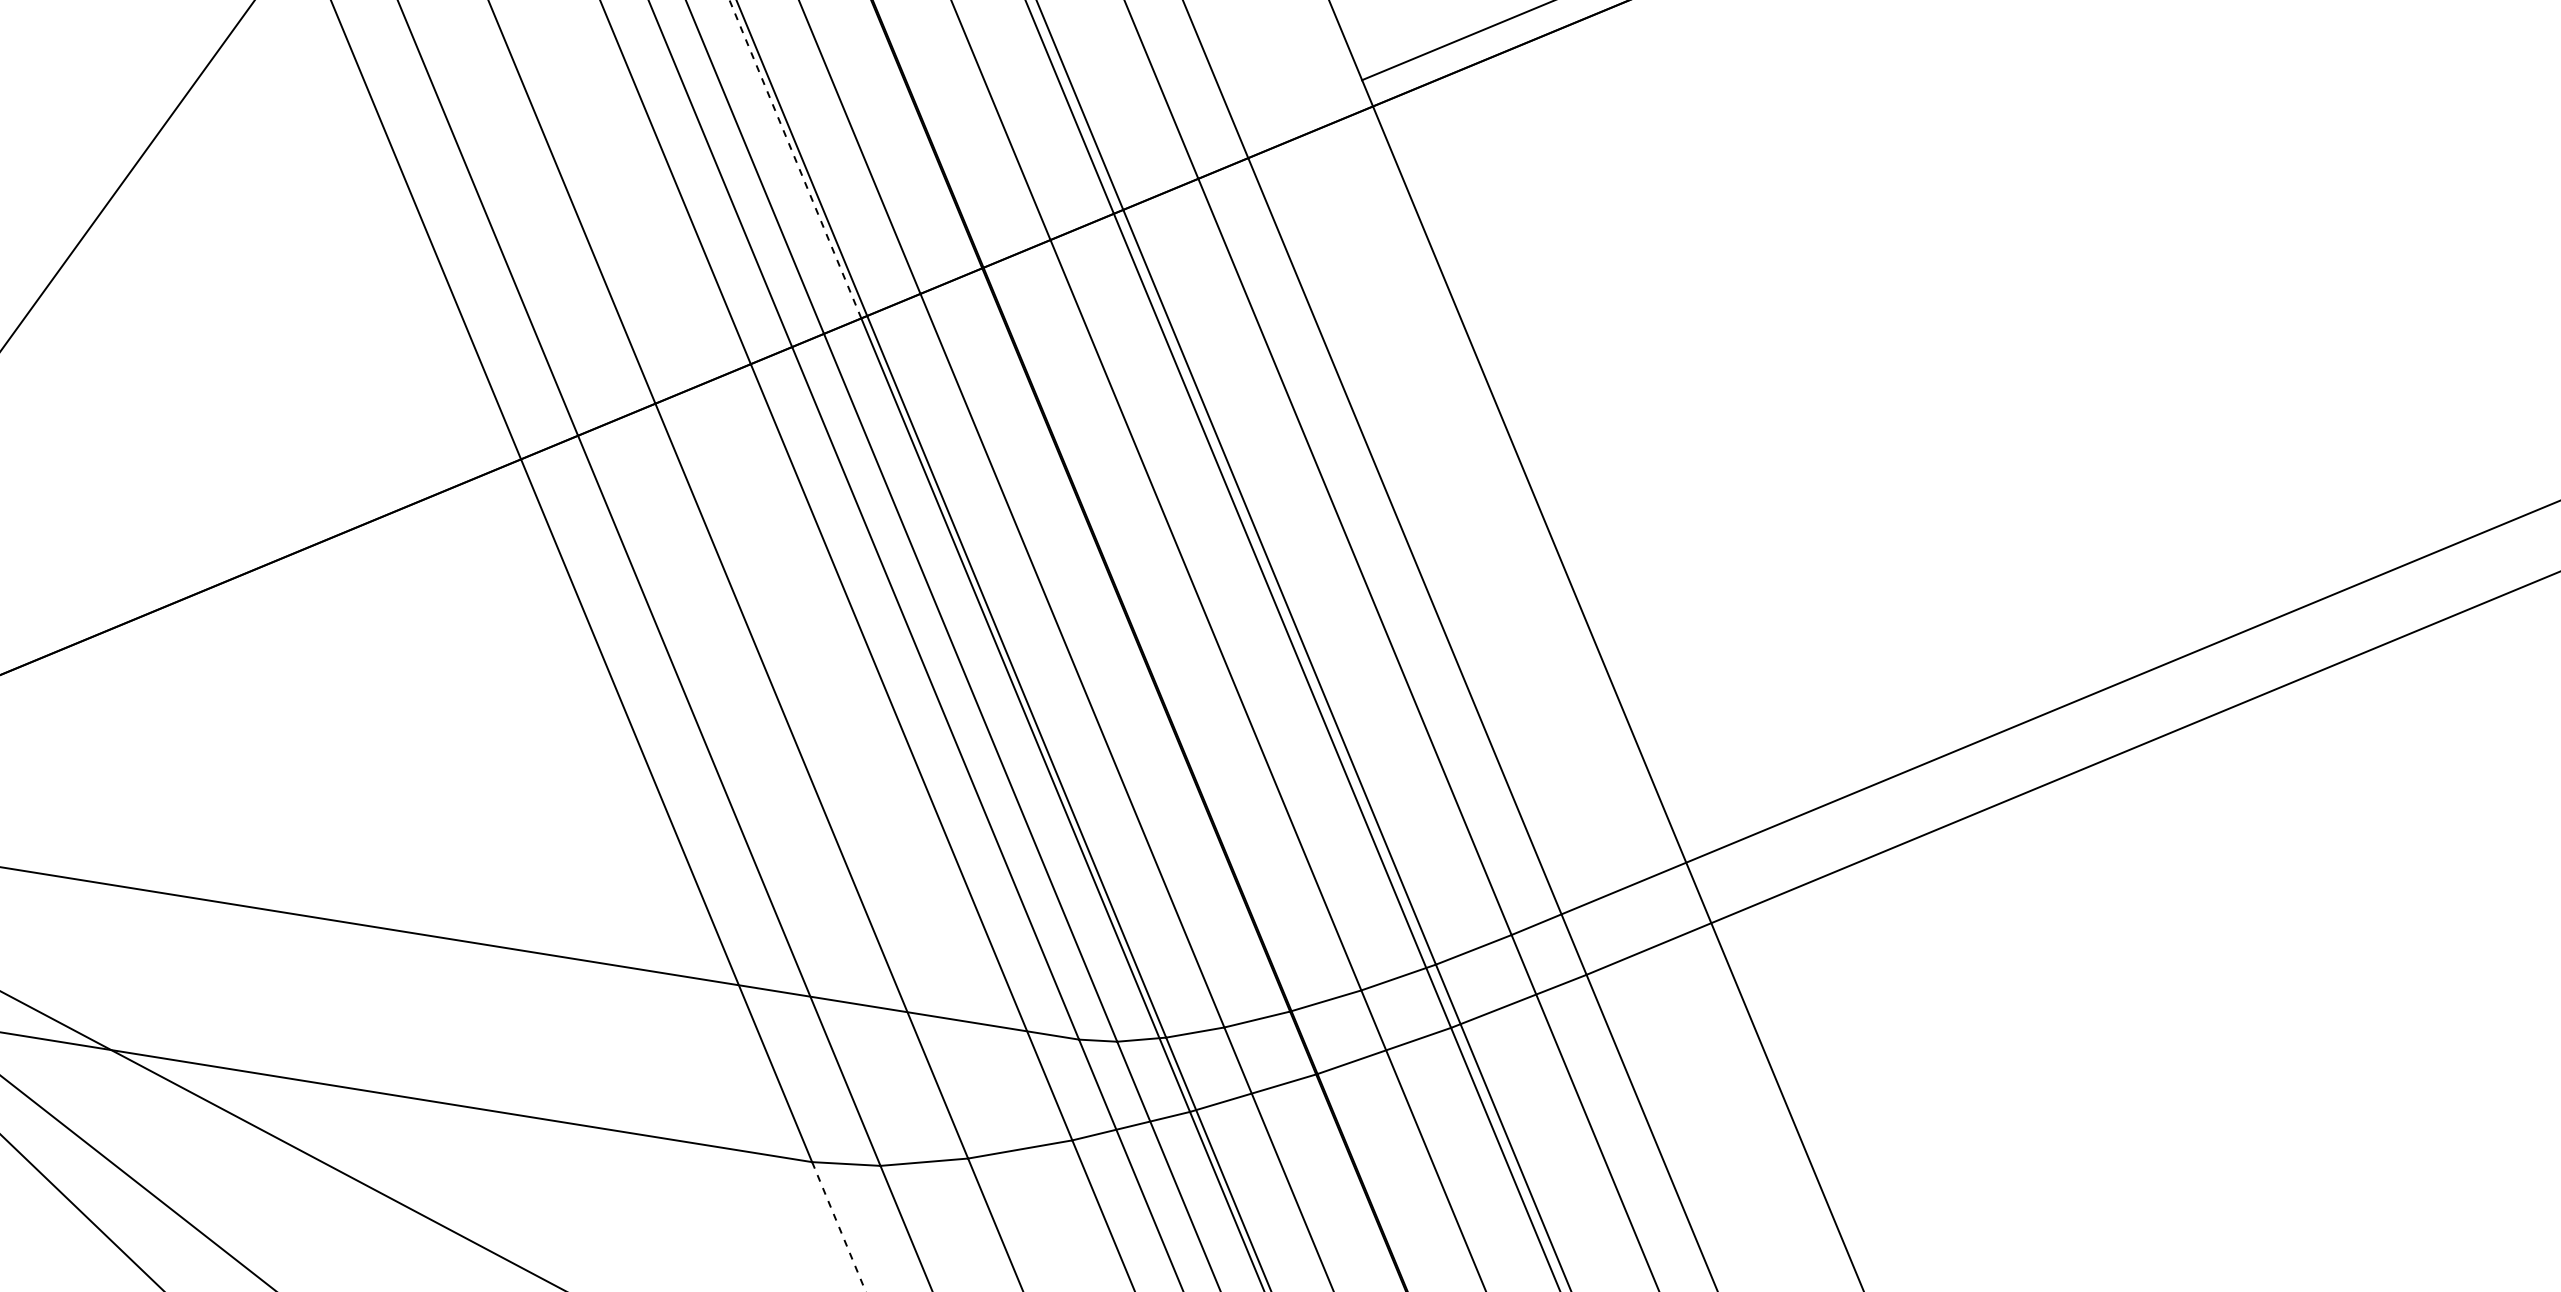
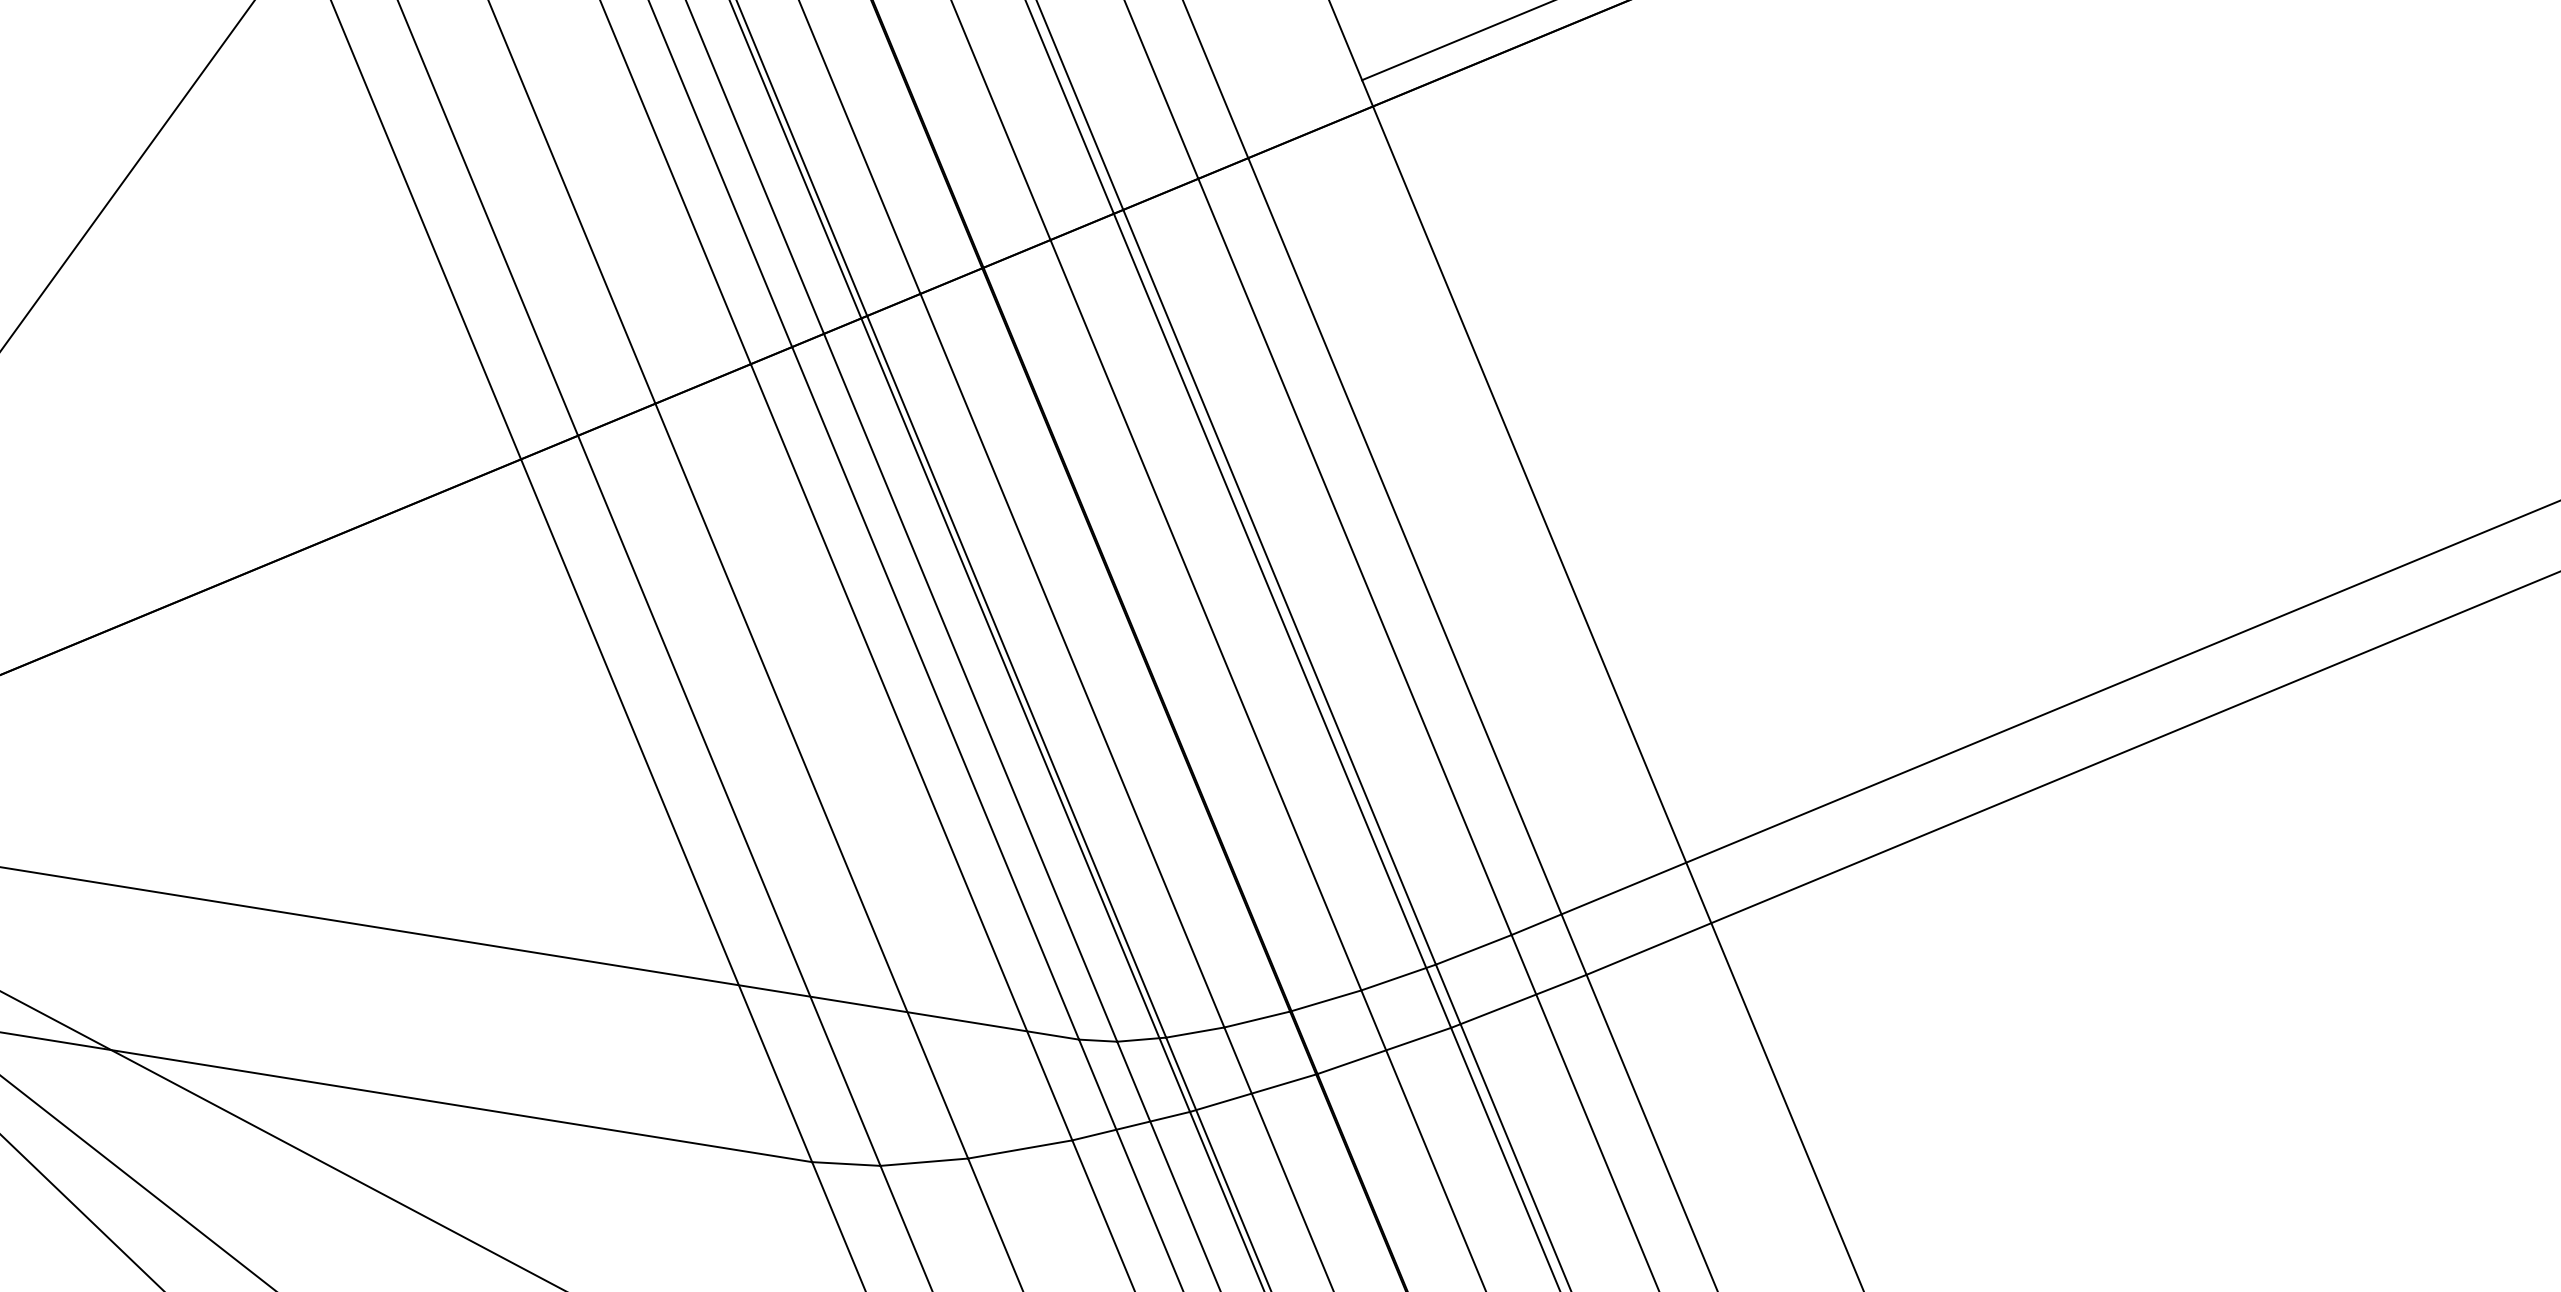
line: dashed -> solid (795, 159)
line: dashed -> solid (838, 1226)
